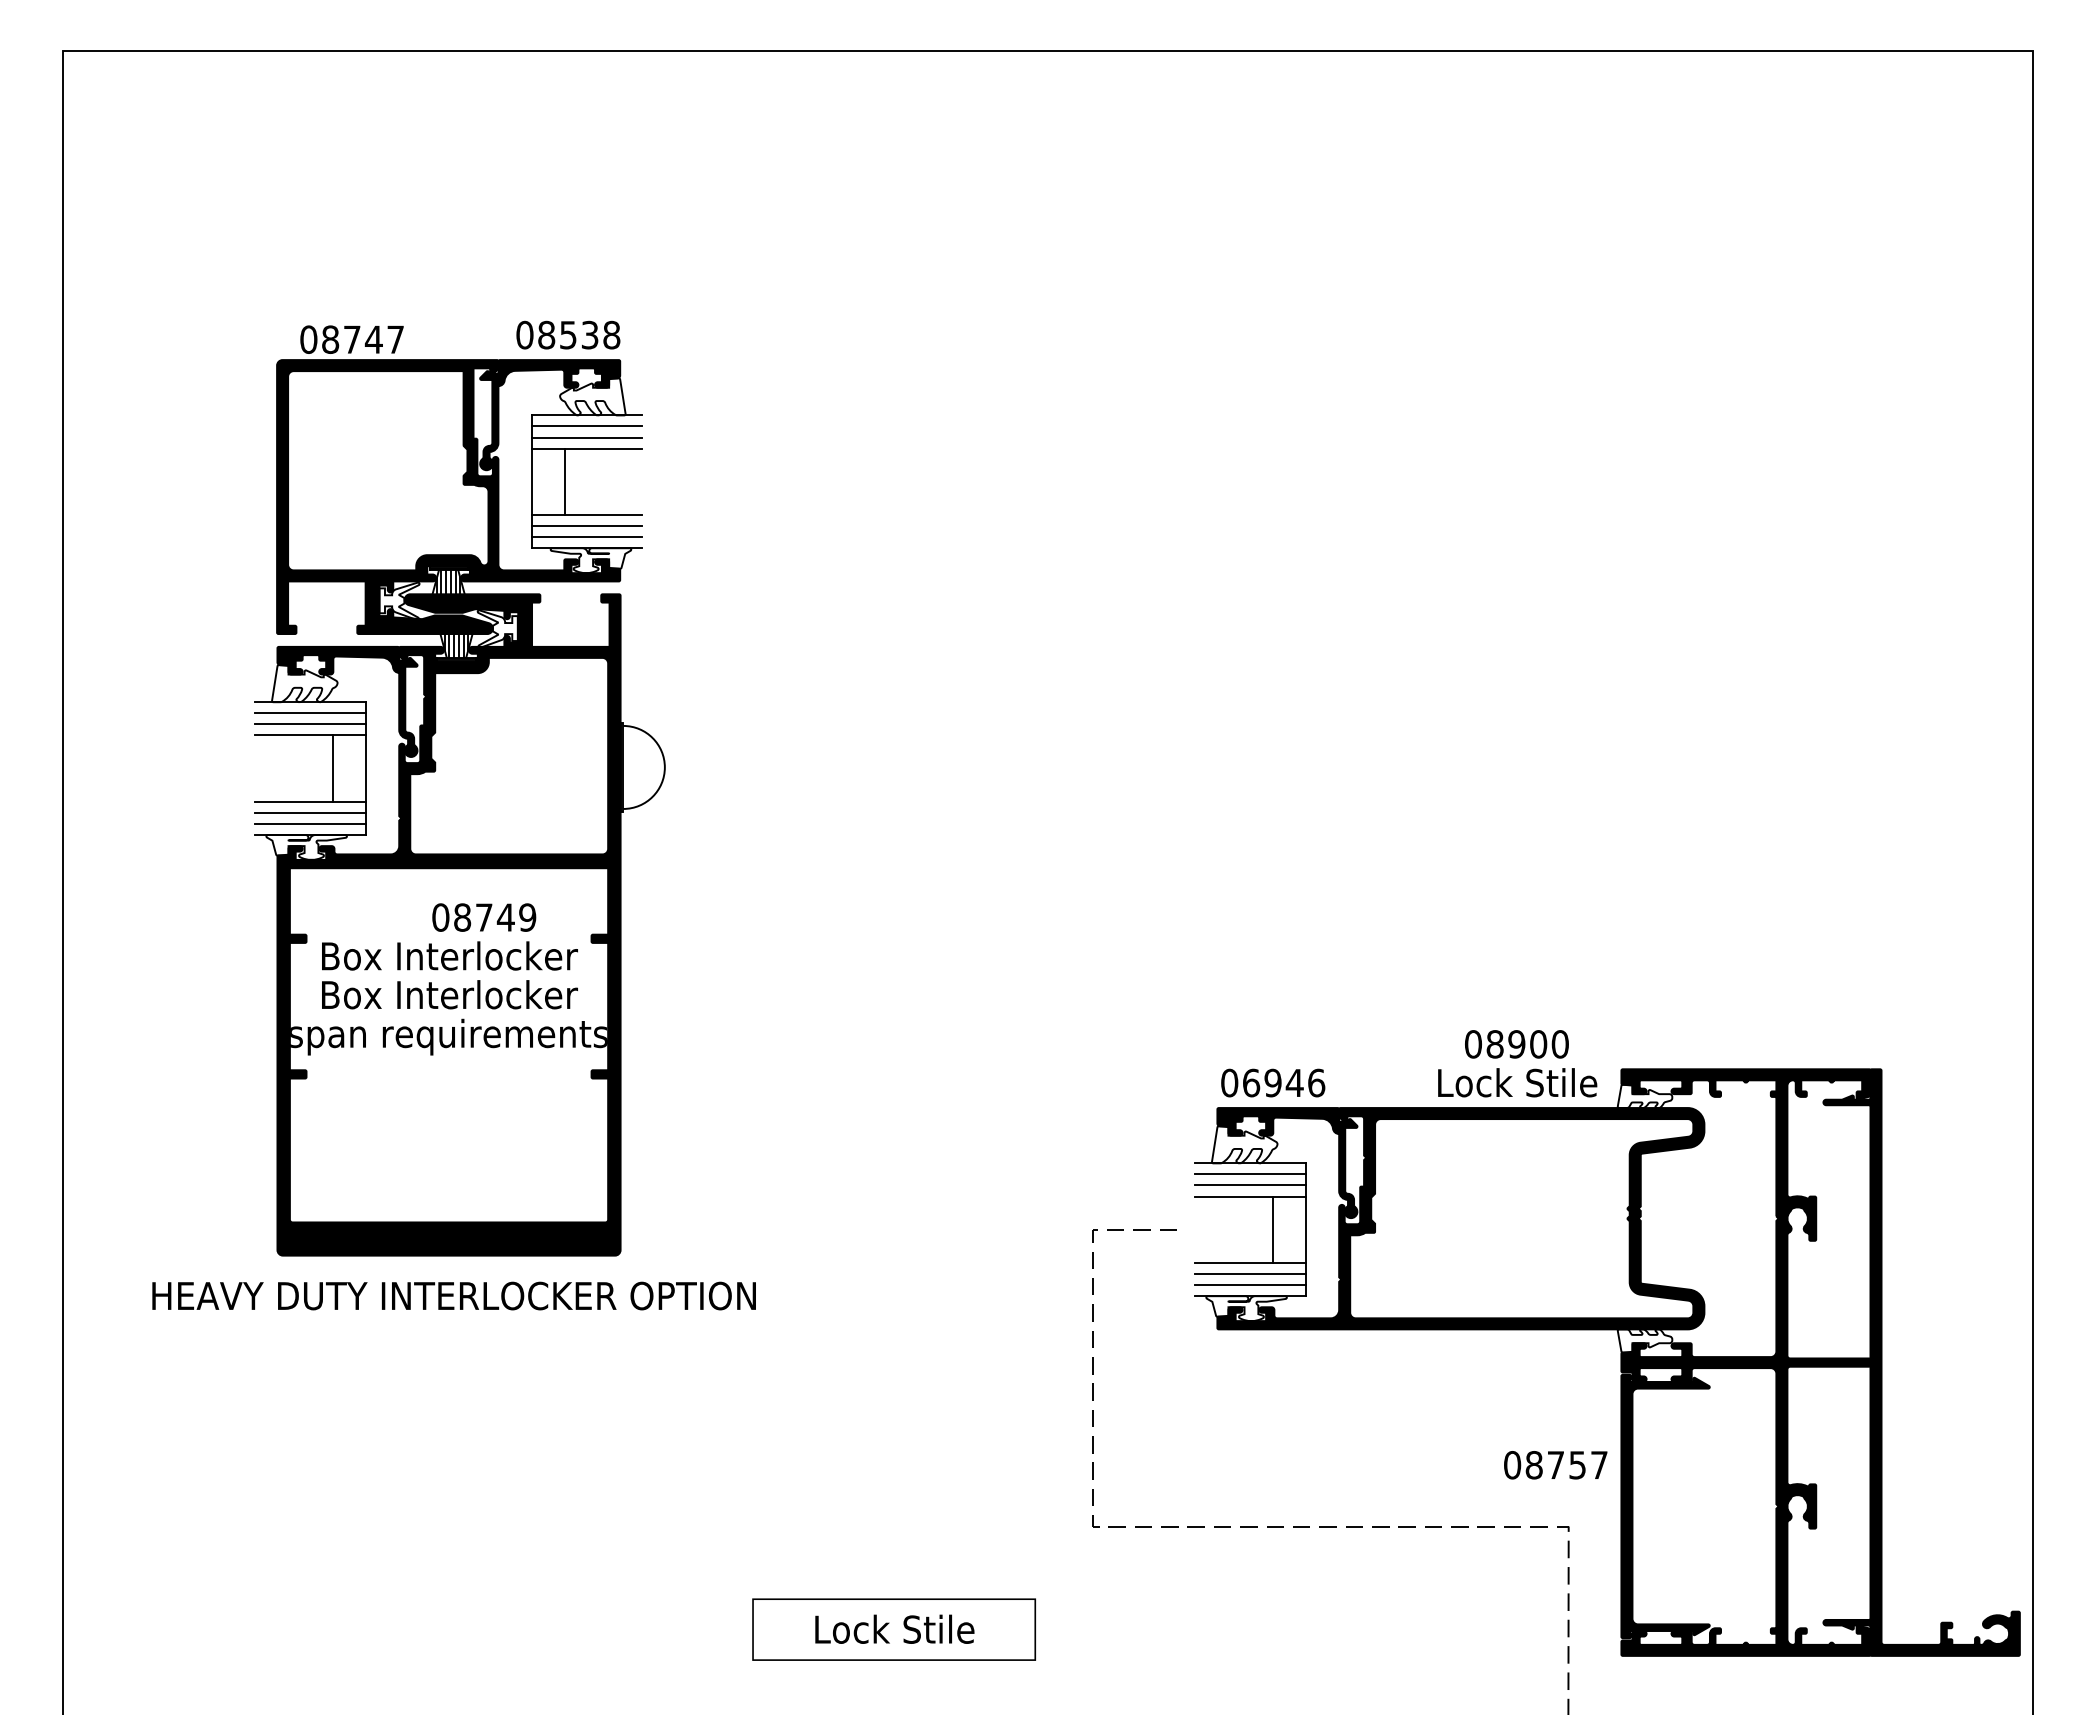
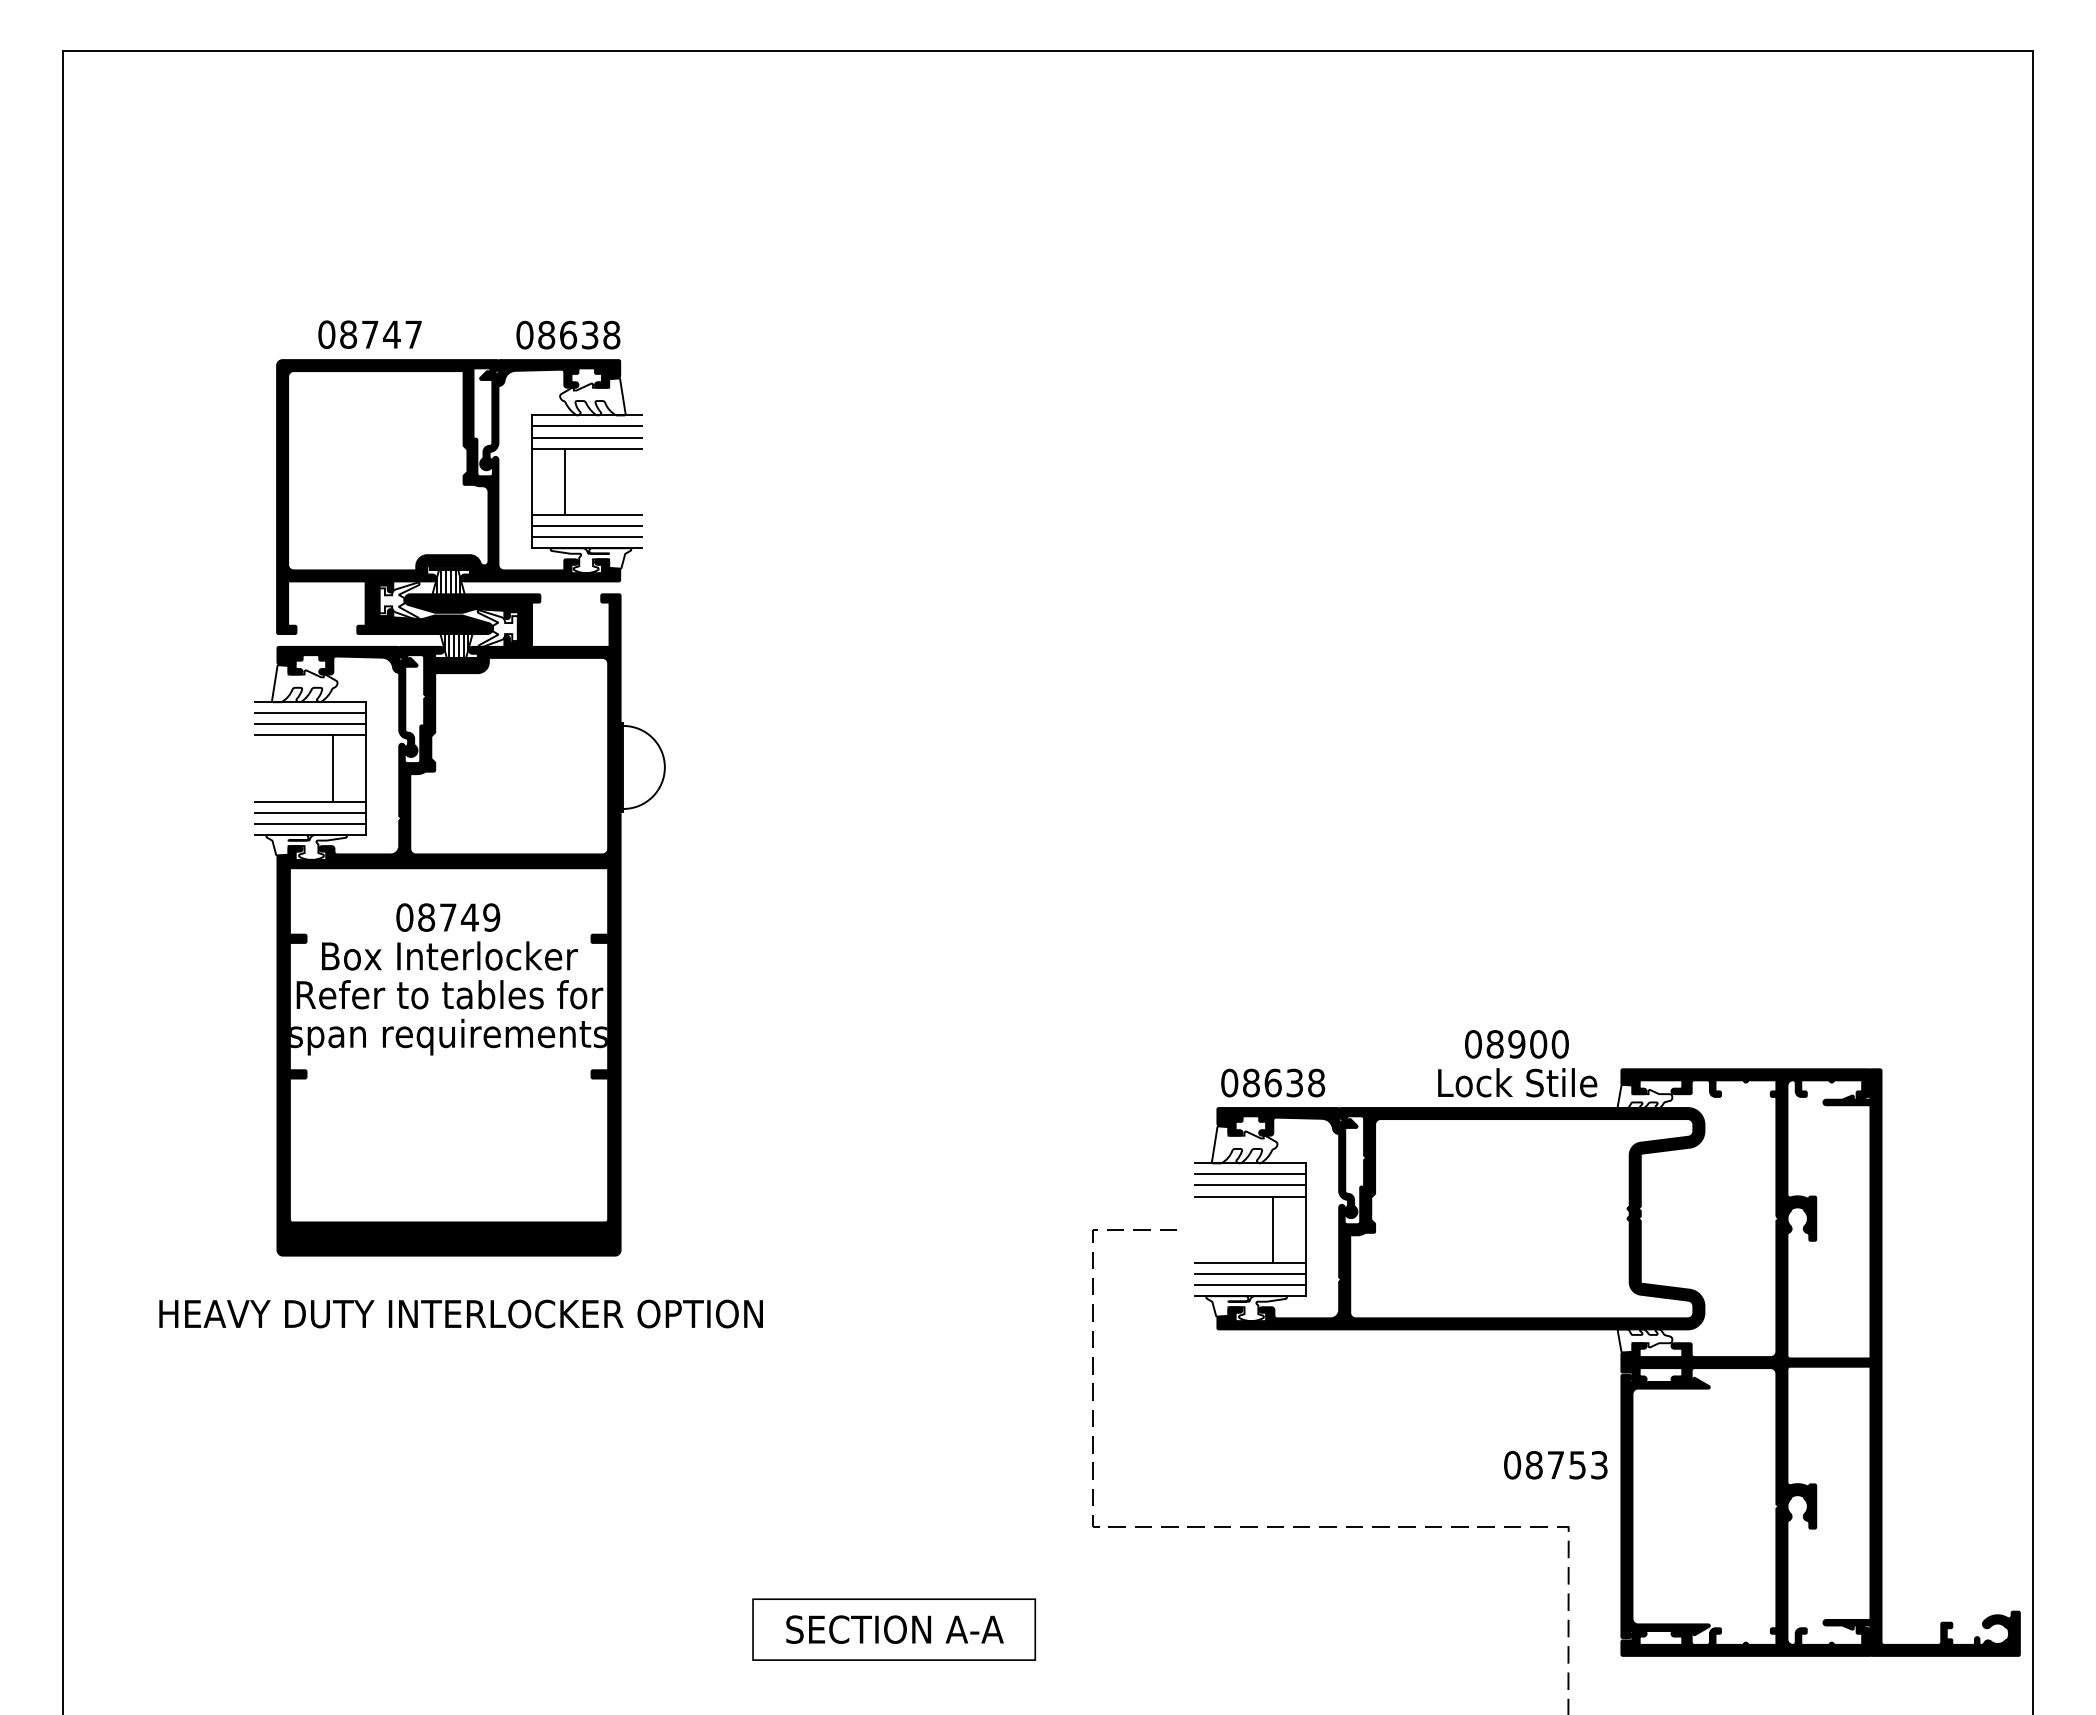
text: 08538 -> 08638 (568, 334)
text position: (351, 339) -> (369, 334) (369, 334)
text position: (484, 917) -> (448, 917) (448, 917)
text: Box Interlocker -> Refer to tables for (449, 994)
text: 06946 -> 08638 (1284, 1082)
text position: (453, 1295) -> (460, 1313) (460, 1313)
text: 08757 -> 08753 (1599, 1465)
text: Lock Stile -> SECTION A-A (894, 1628)
